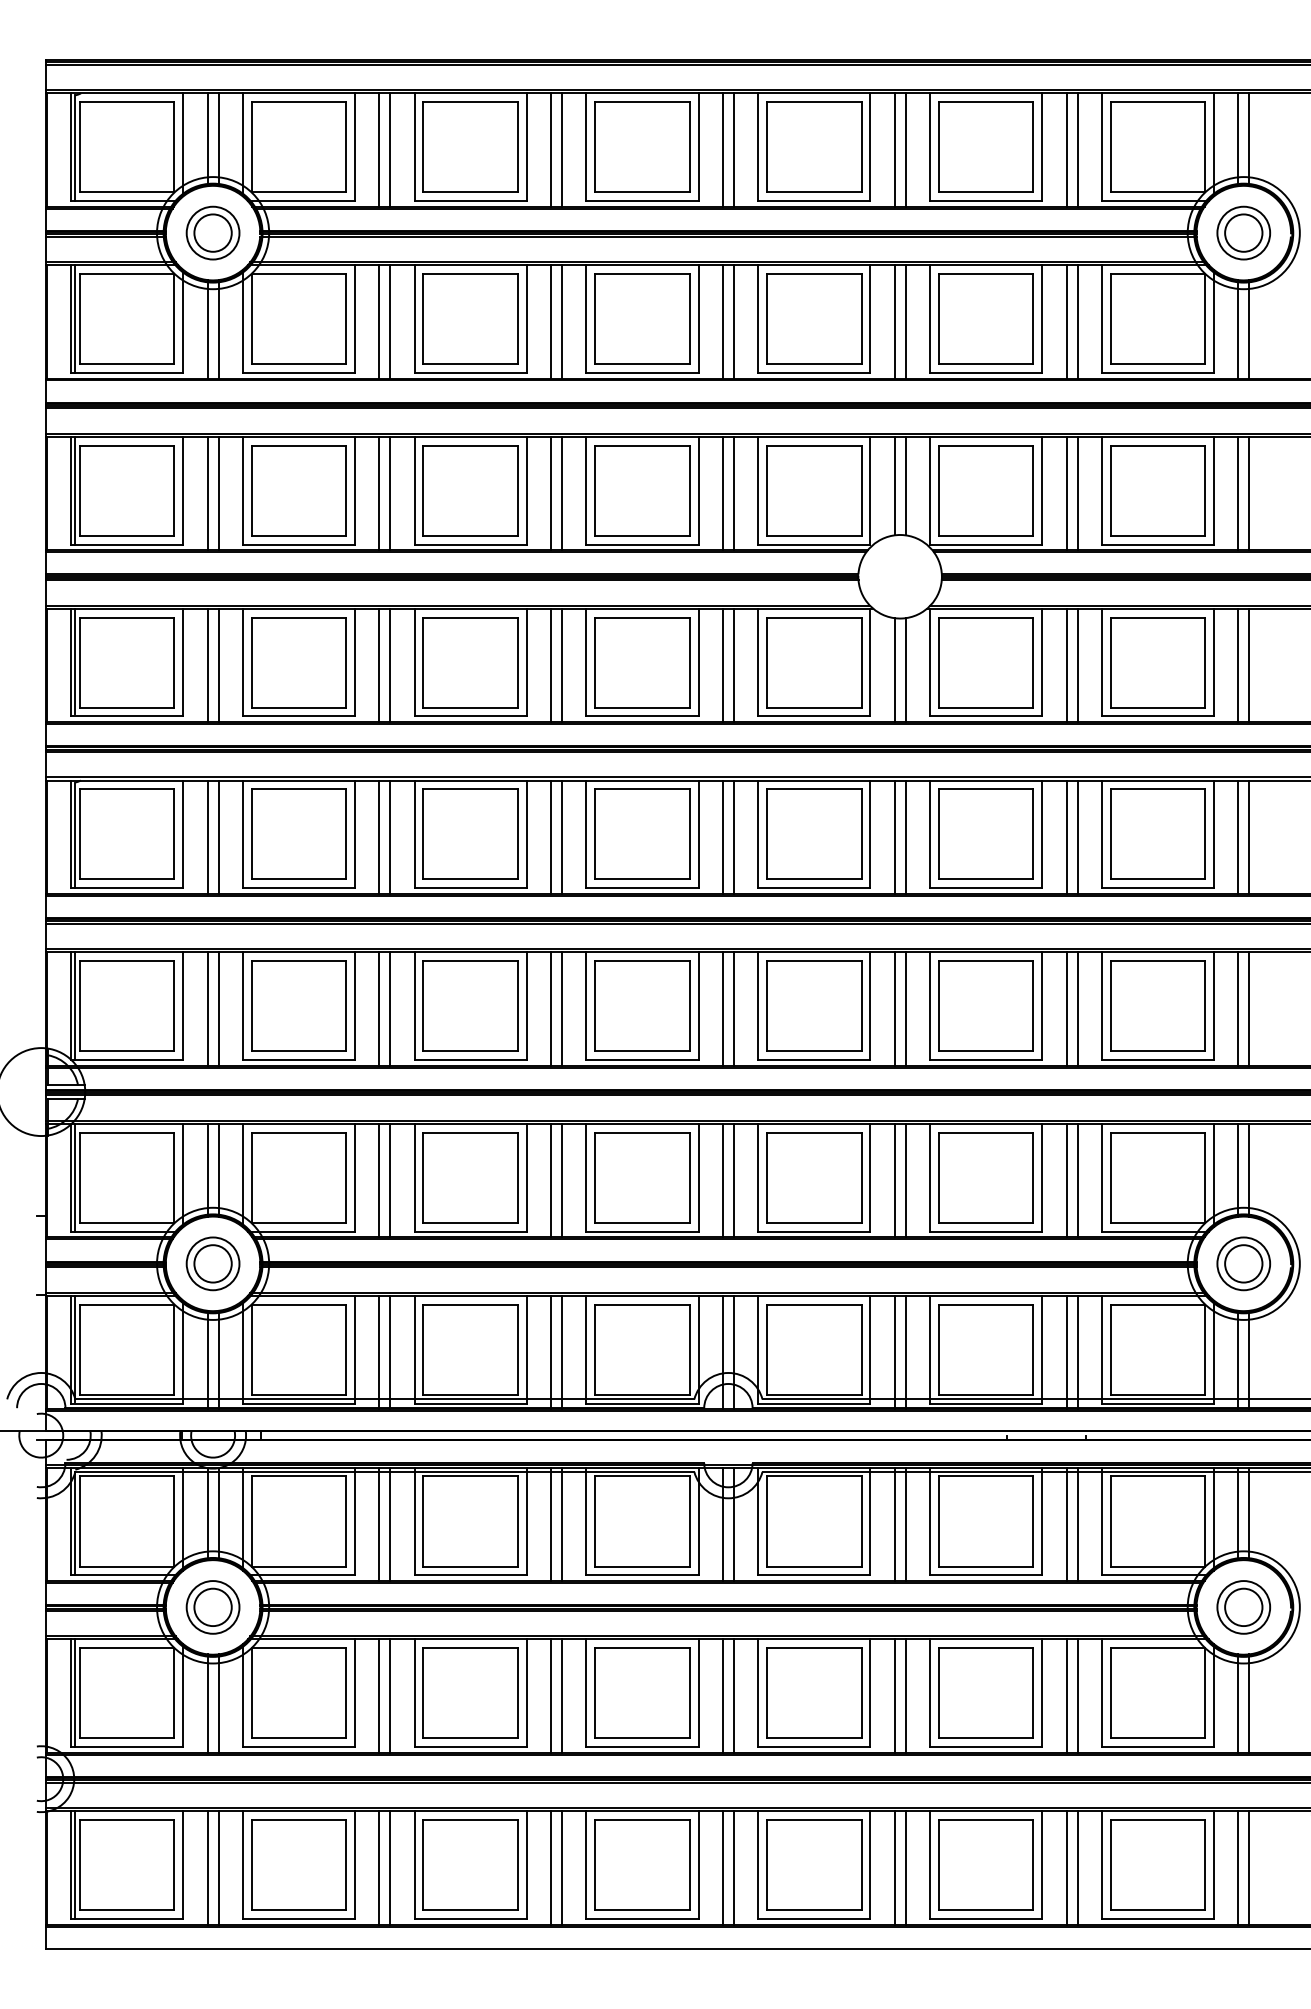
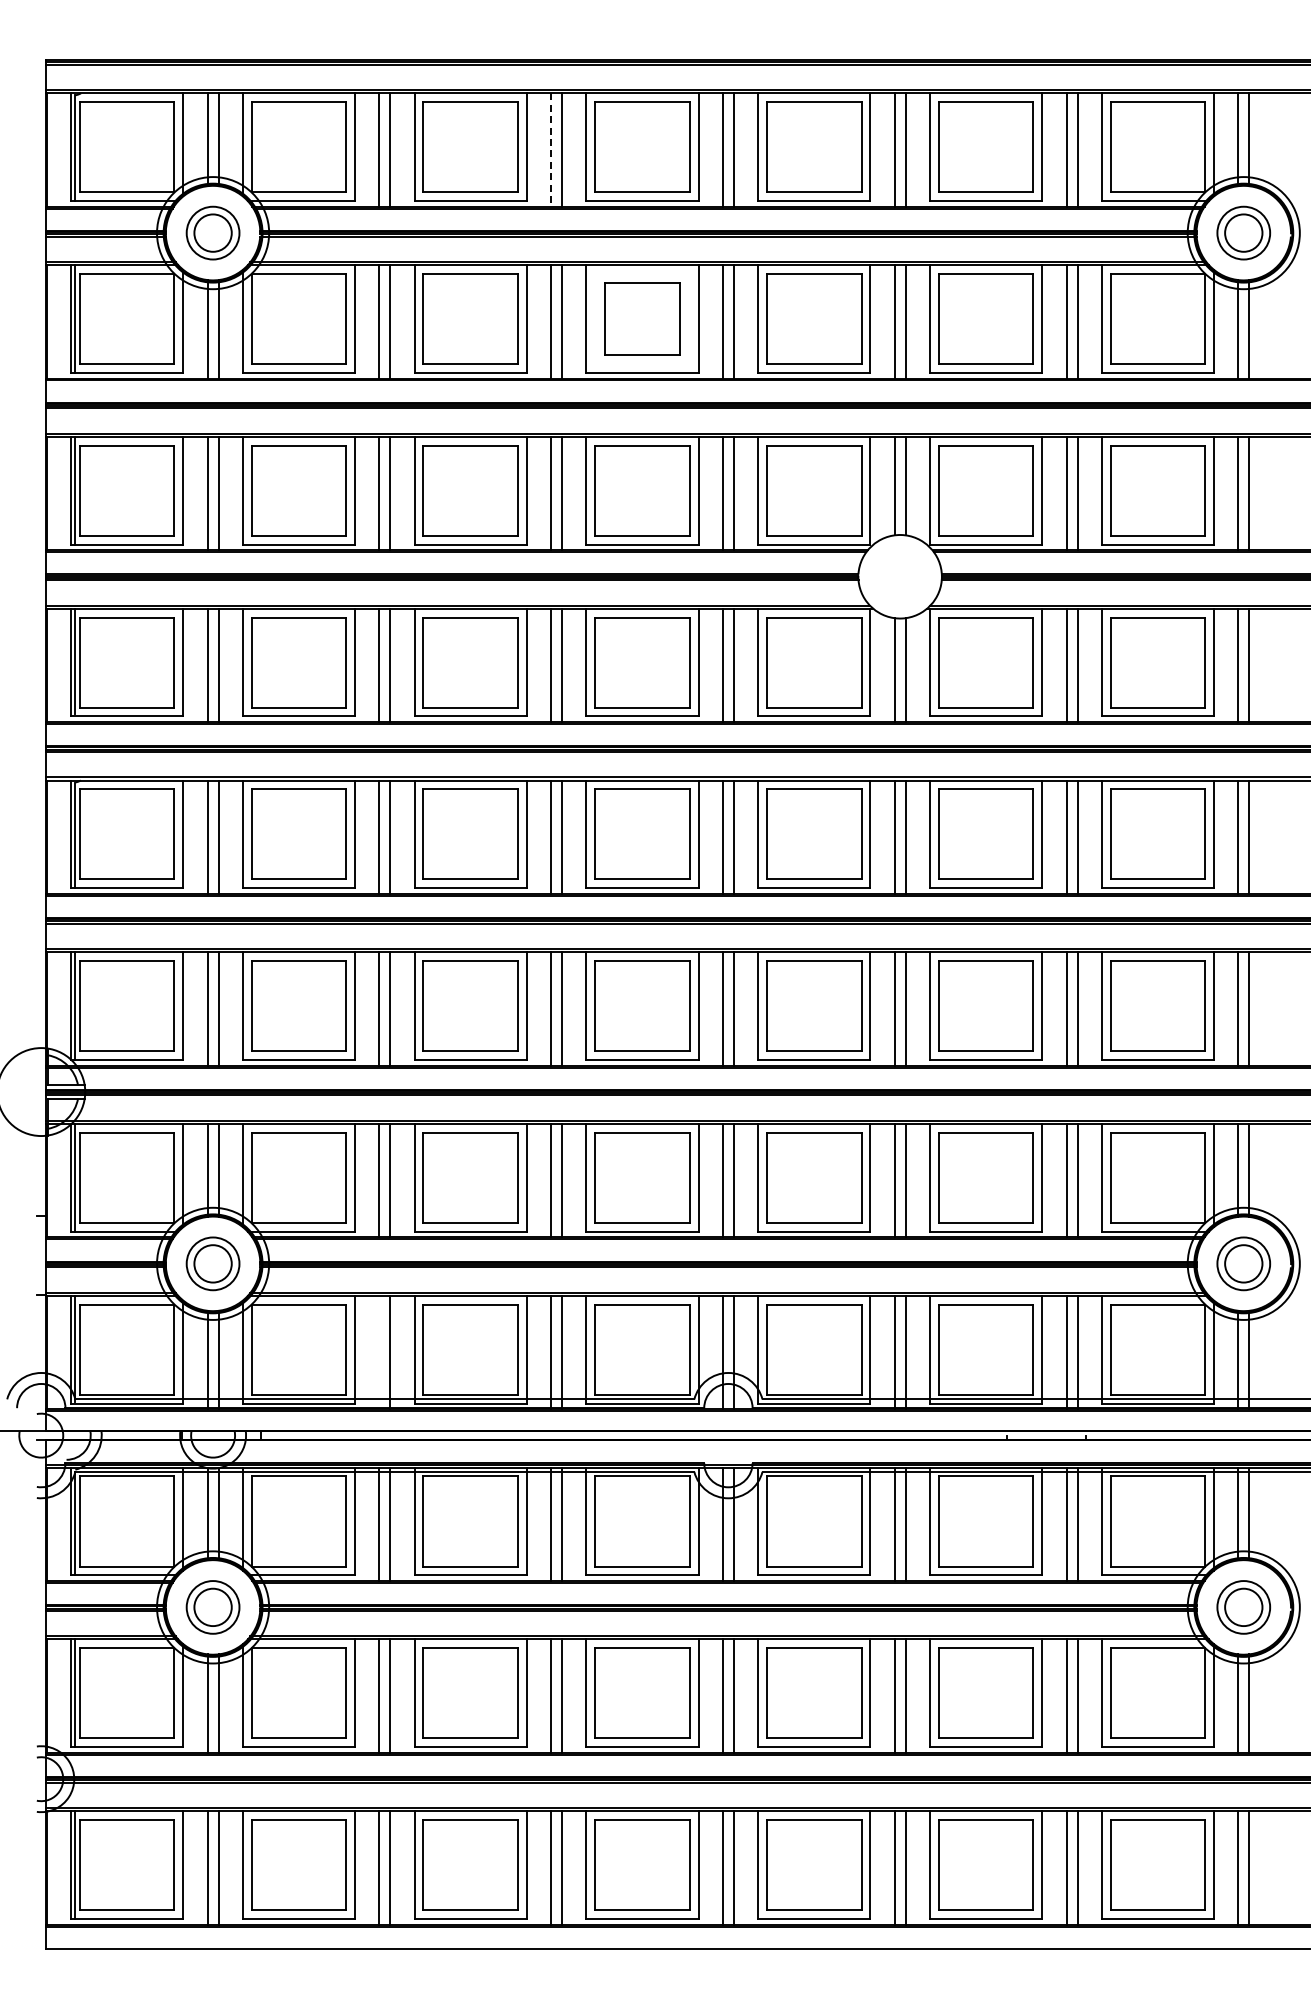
line: solid -> dashed (551, 150)
part size: 97x92 px -> 77x74 px (642, 318)
line: present -> none (379, 1352)
